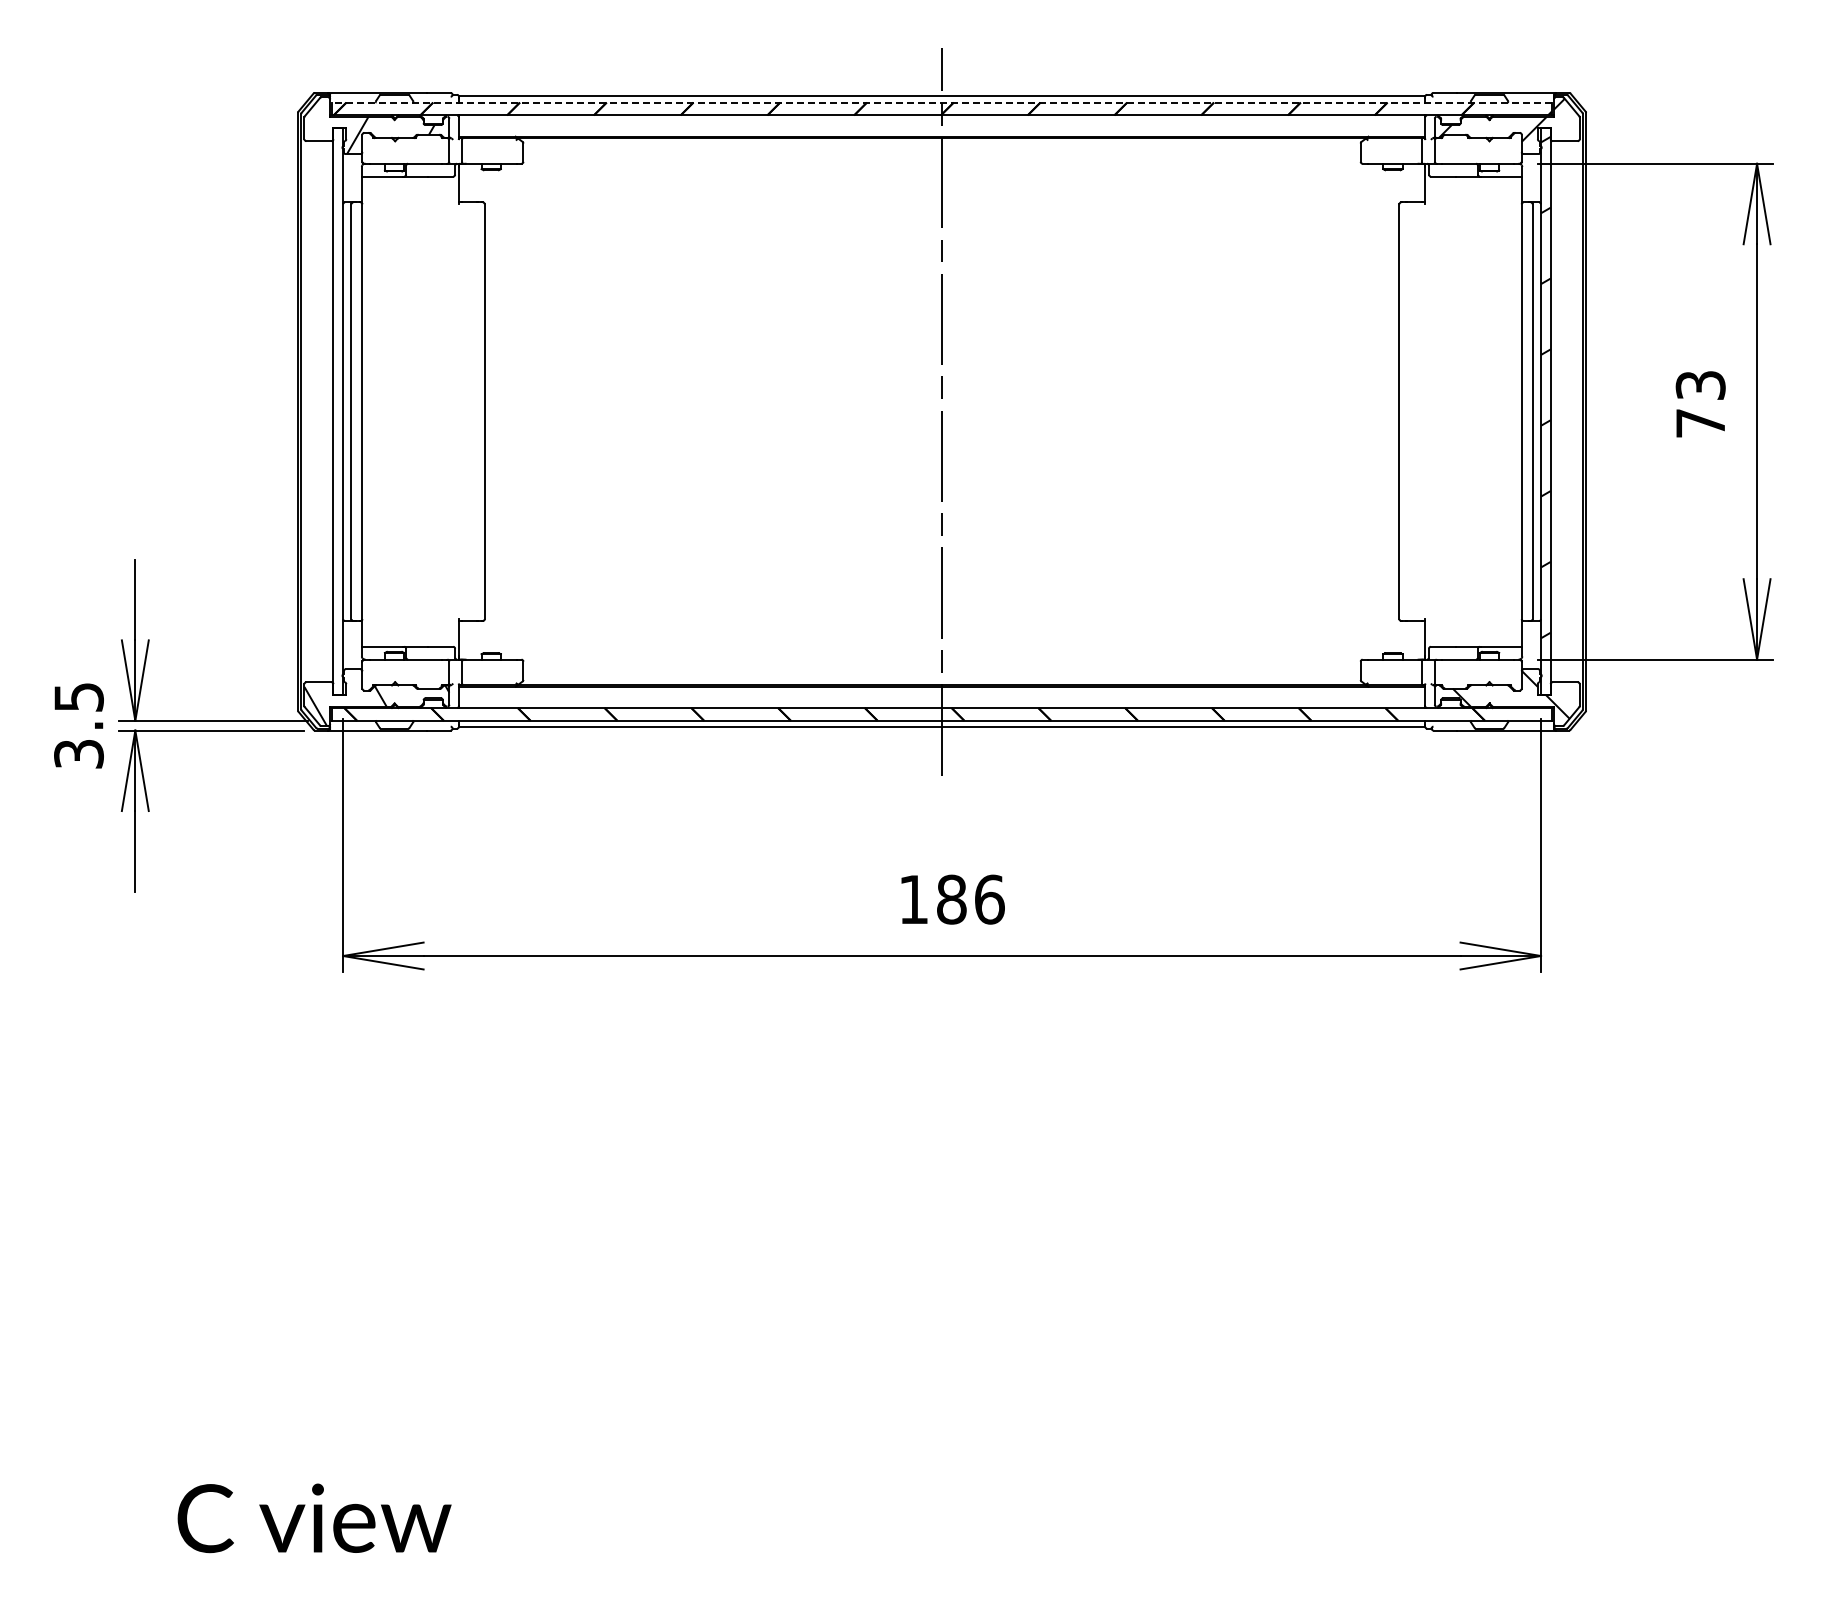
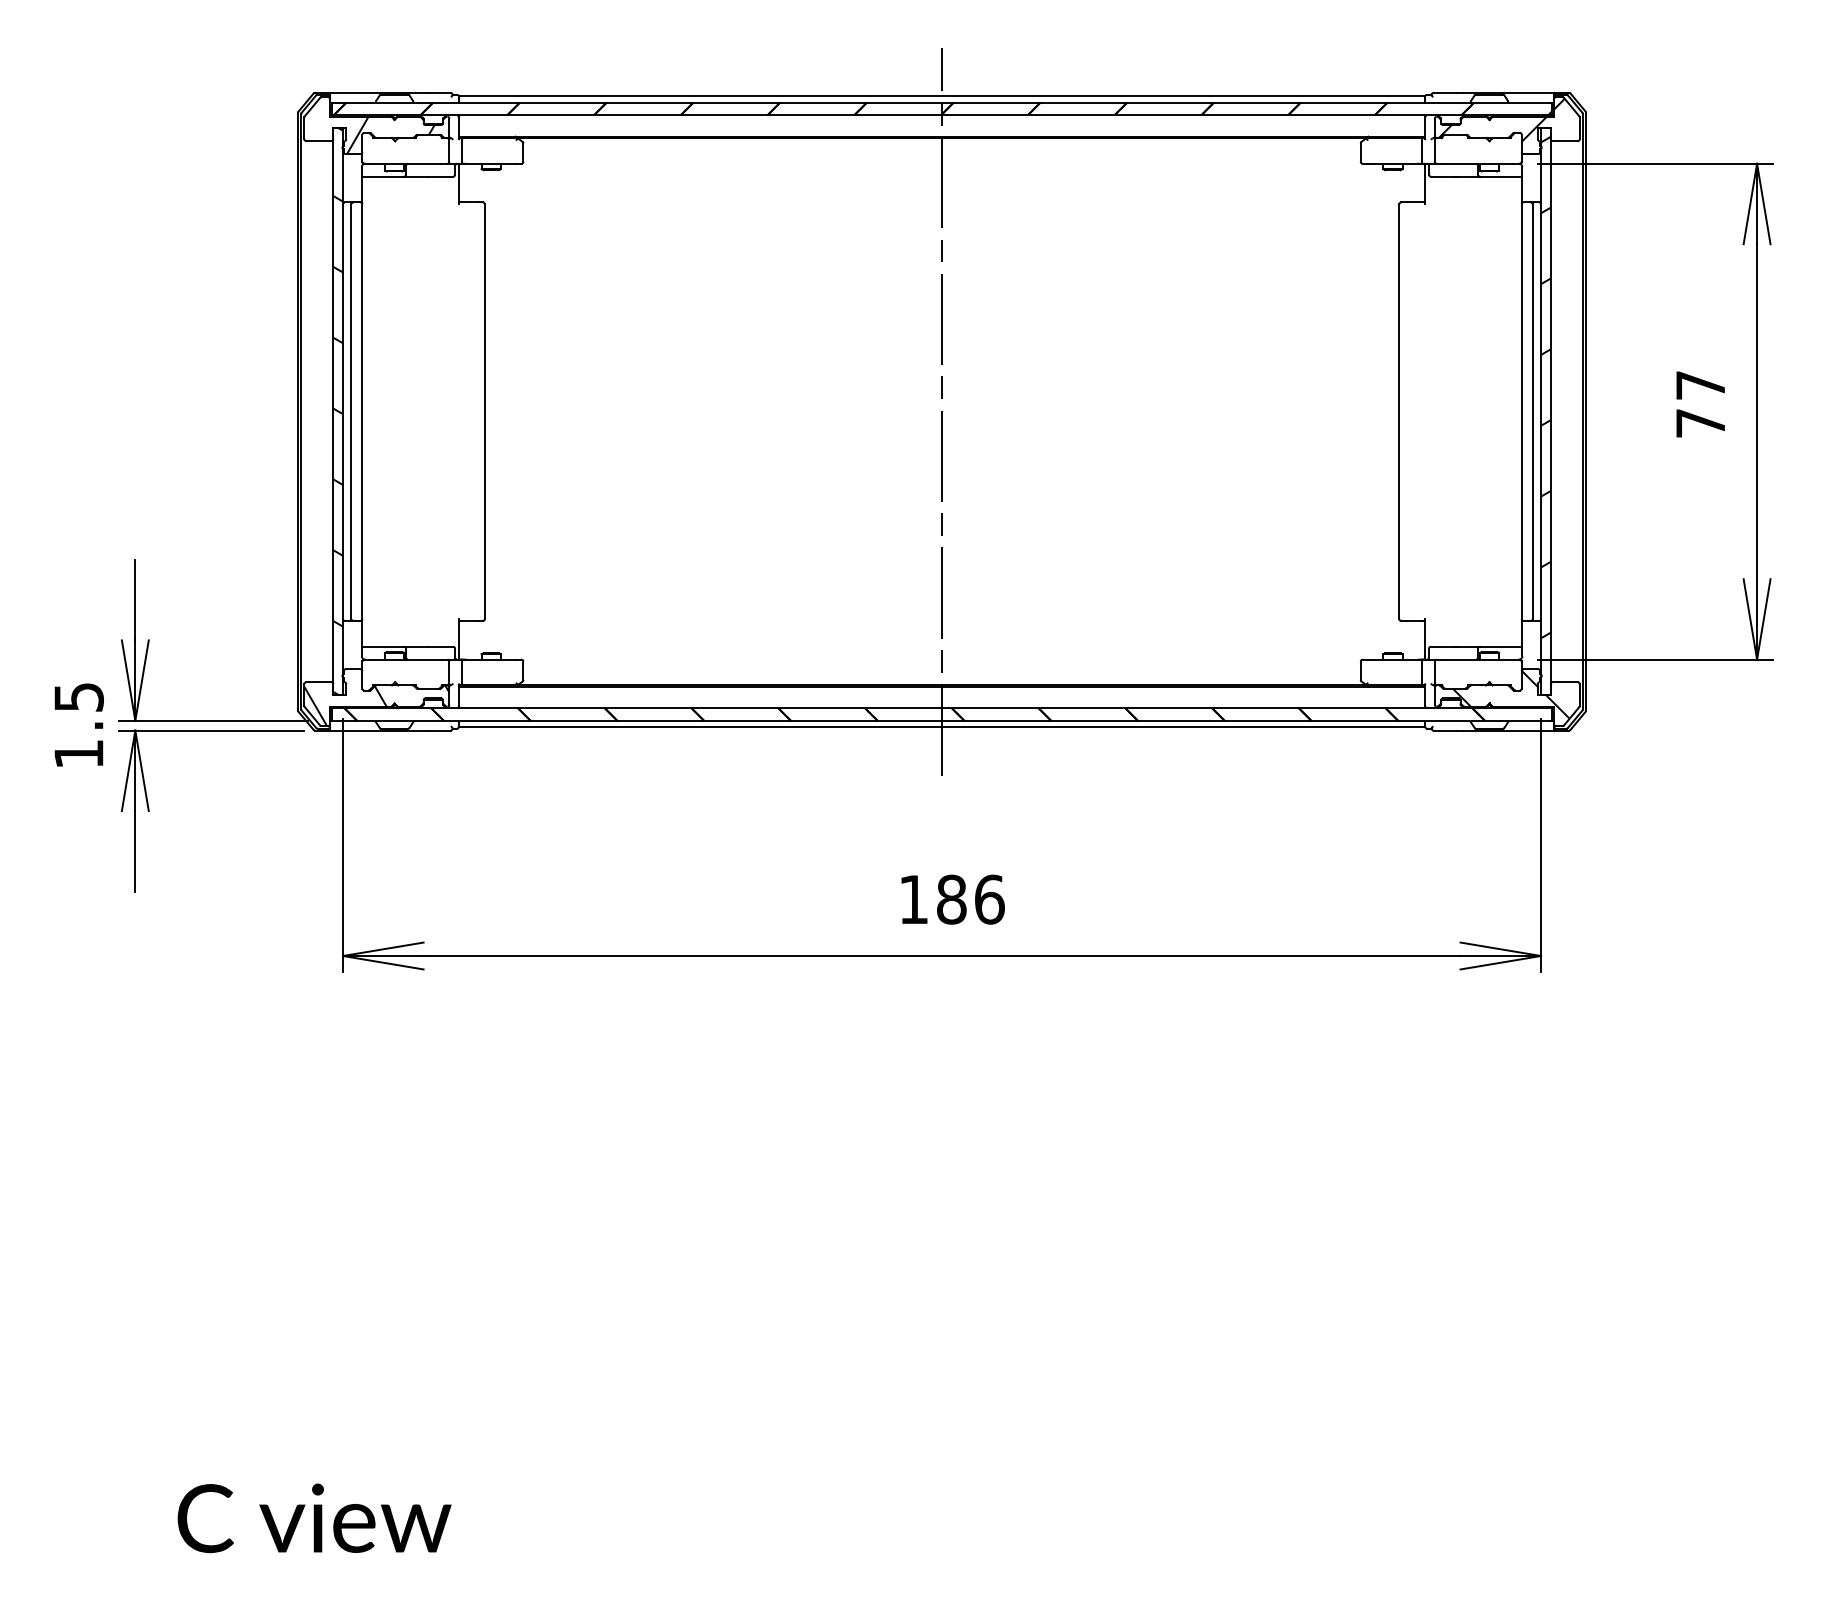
line: dashed -> solid (942, 102)
text: 73 -> 77 (1700, 385)
hatch: none -> present (338, 411)
text: 3.5 -> 1.5 (78, 754)
